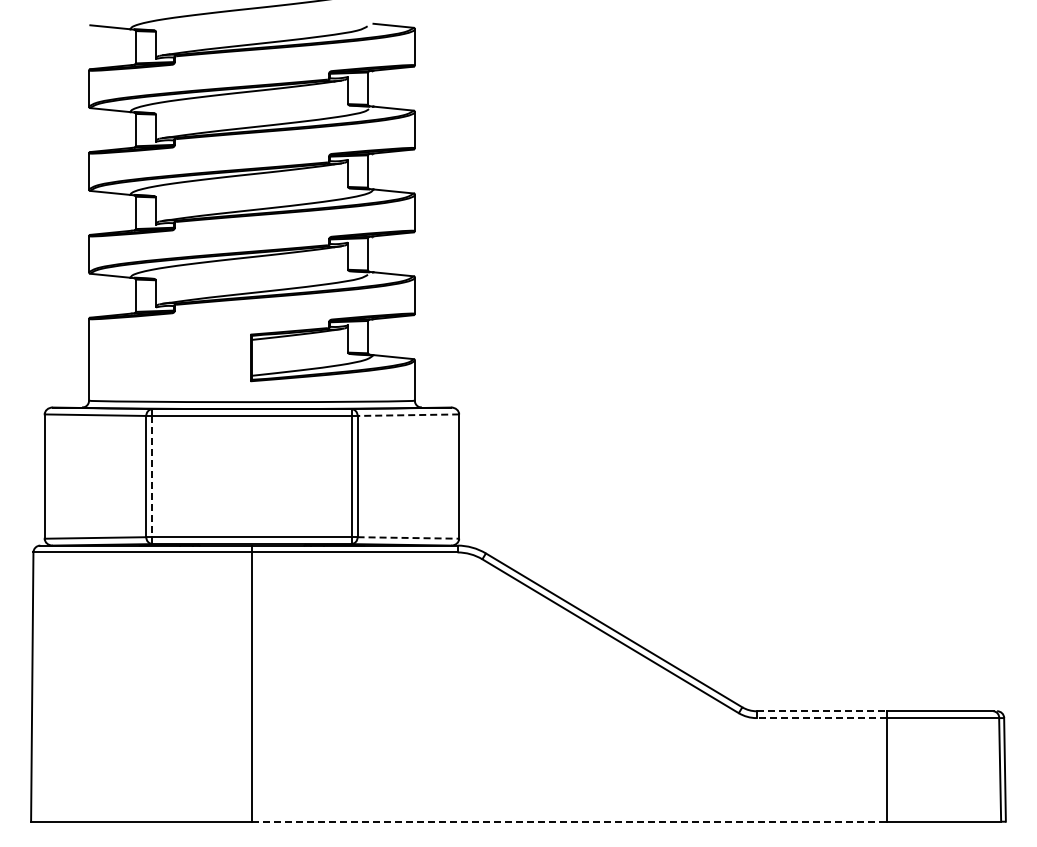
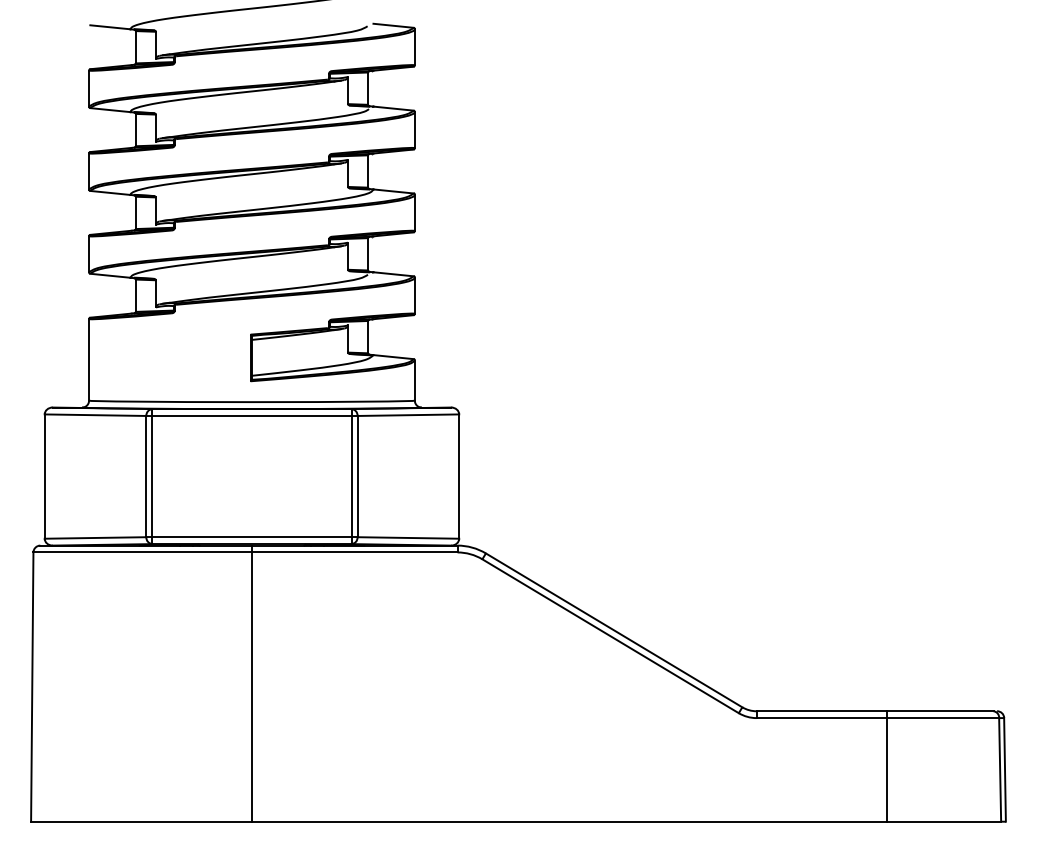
line: dashed -> solid (408, 415)
line: dashed -> solid (152, 476)
line: dashed -> solid (408, 537)
line: dashed -> solid (822, 711)
line: dashed -> solid (821, 718)
line: dashed -> solid (569, 821)
